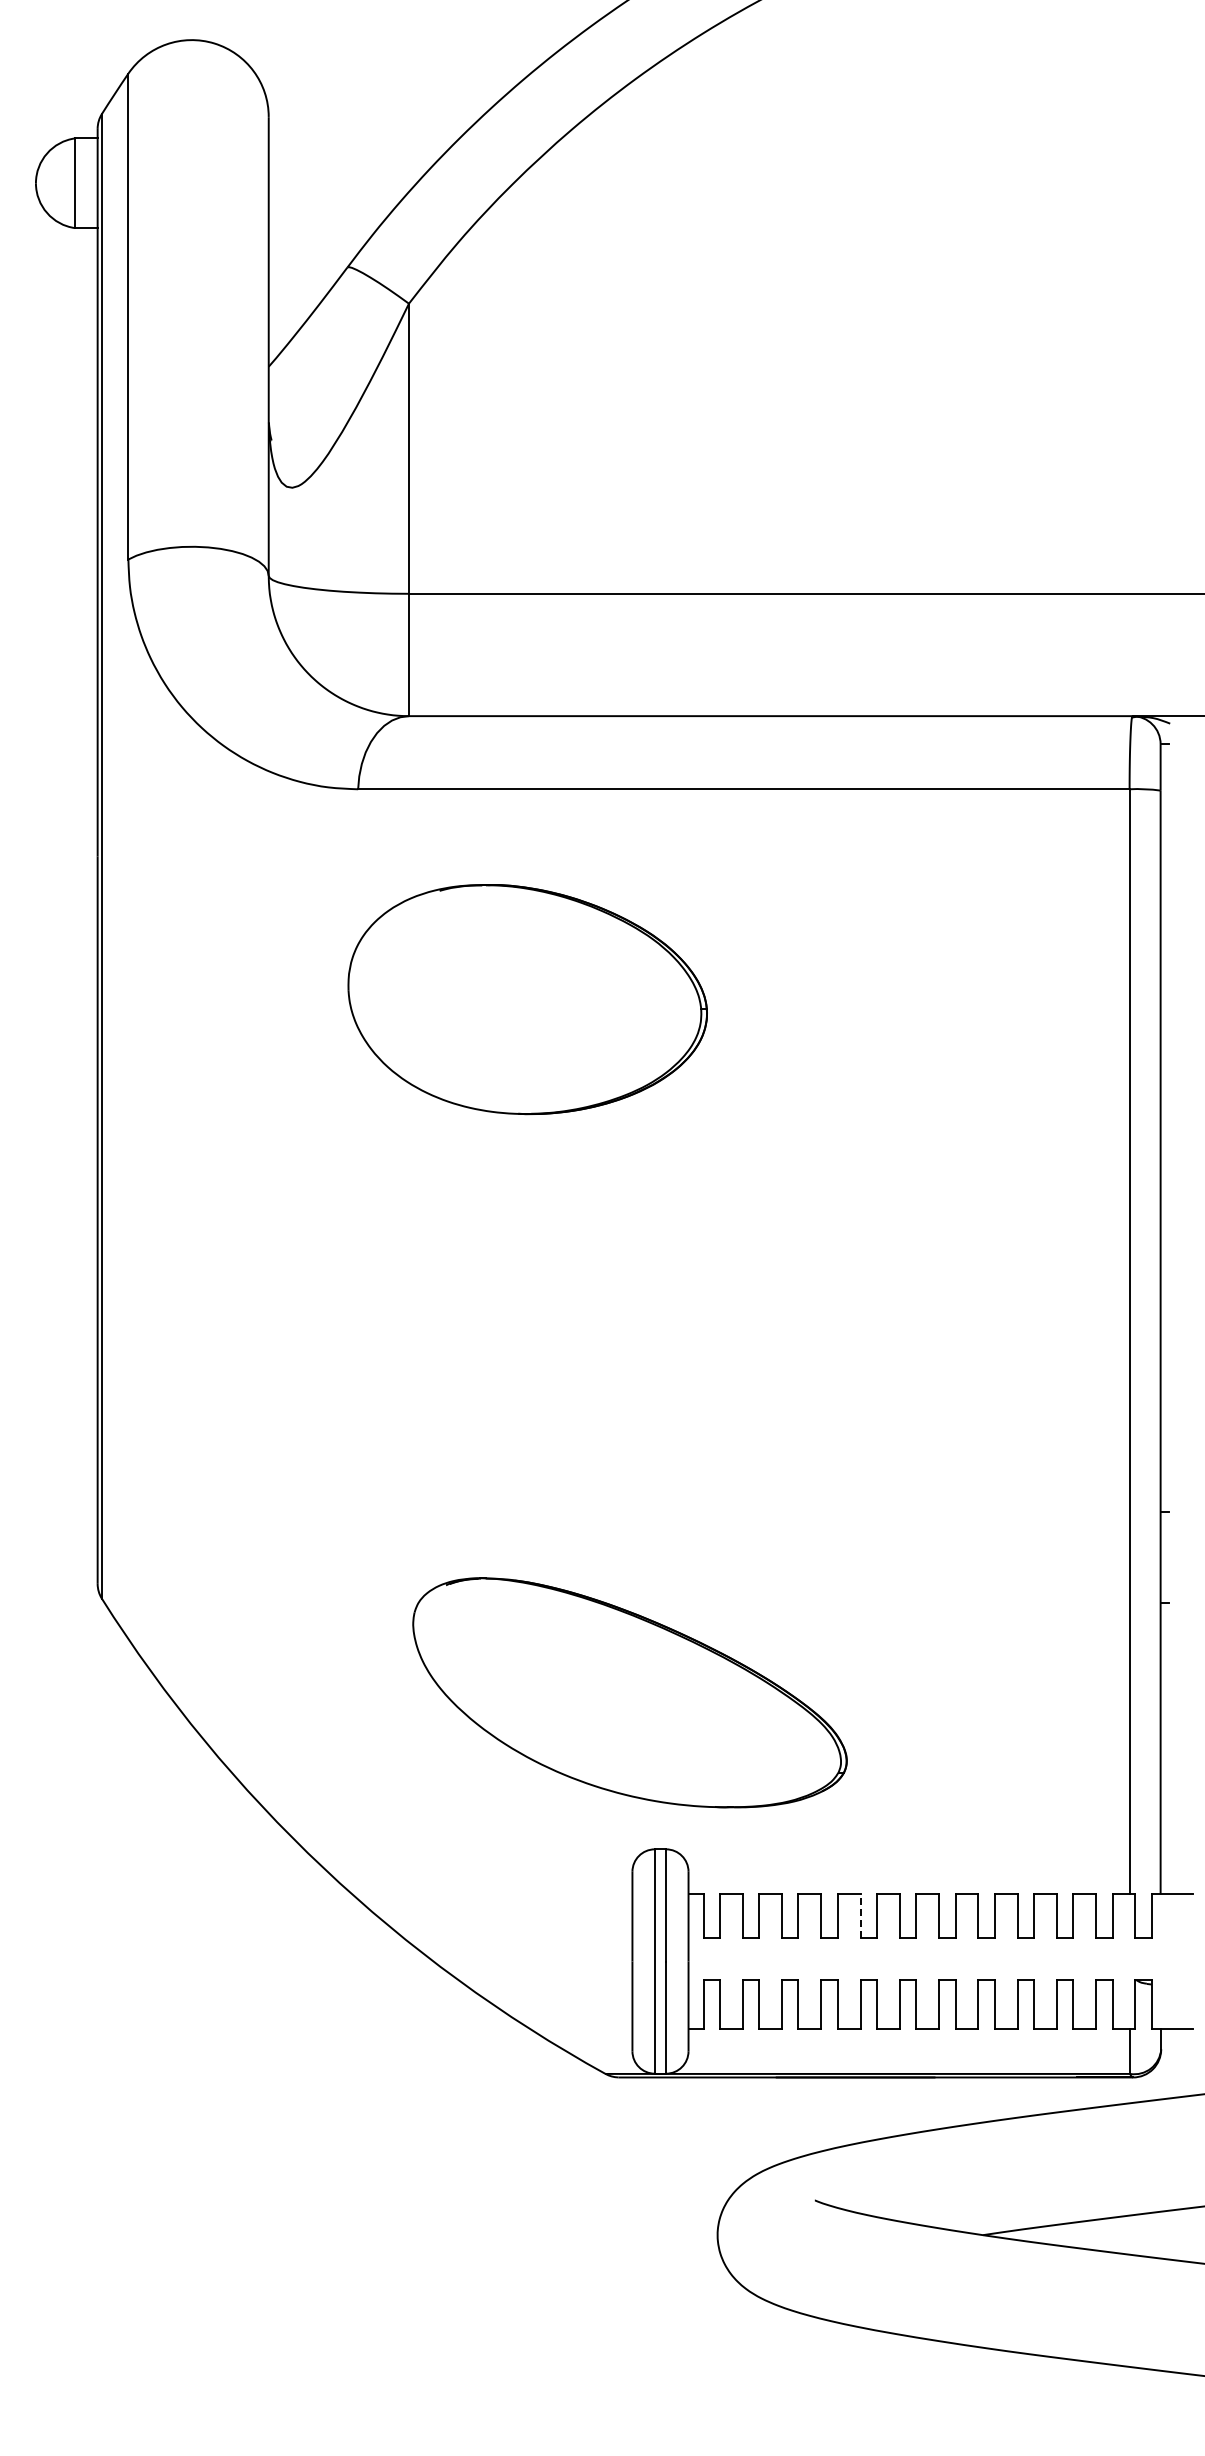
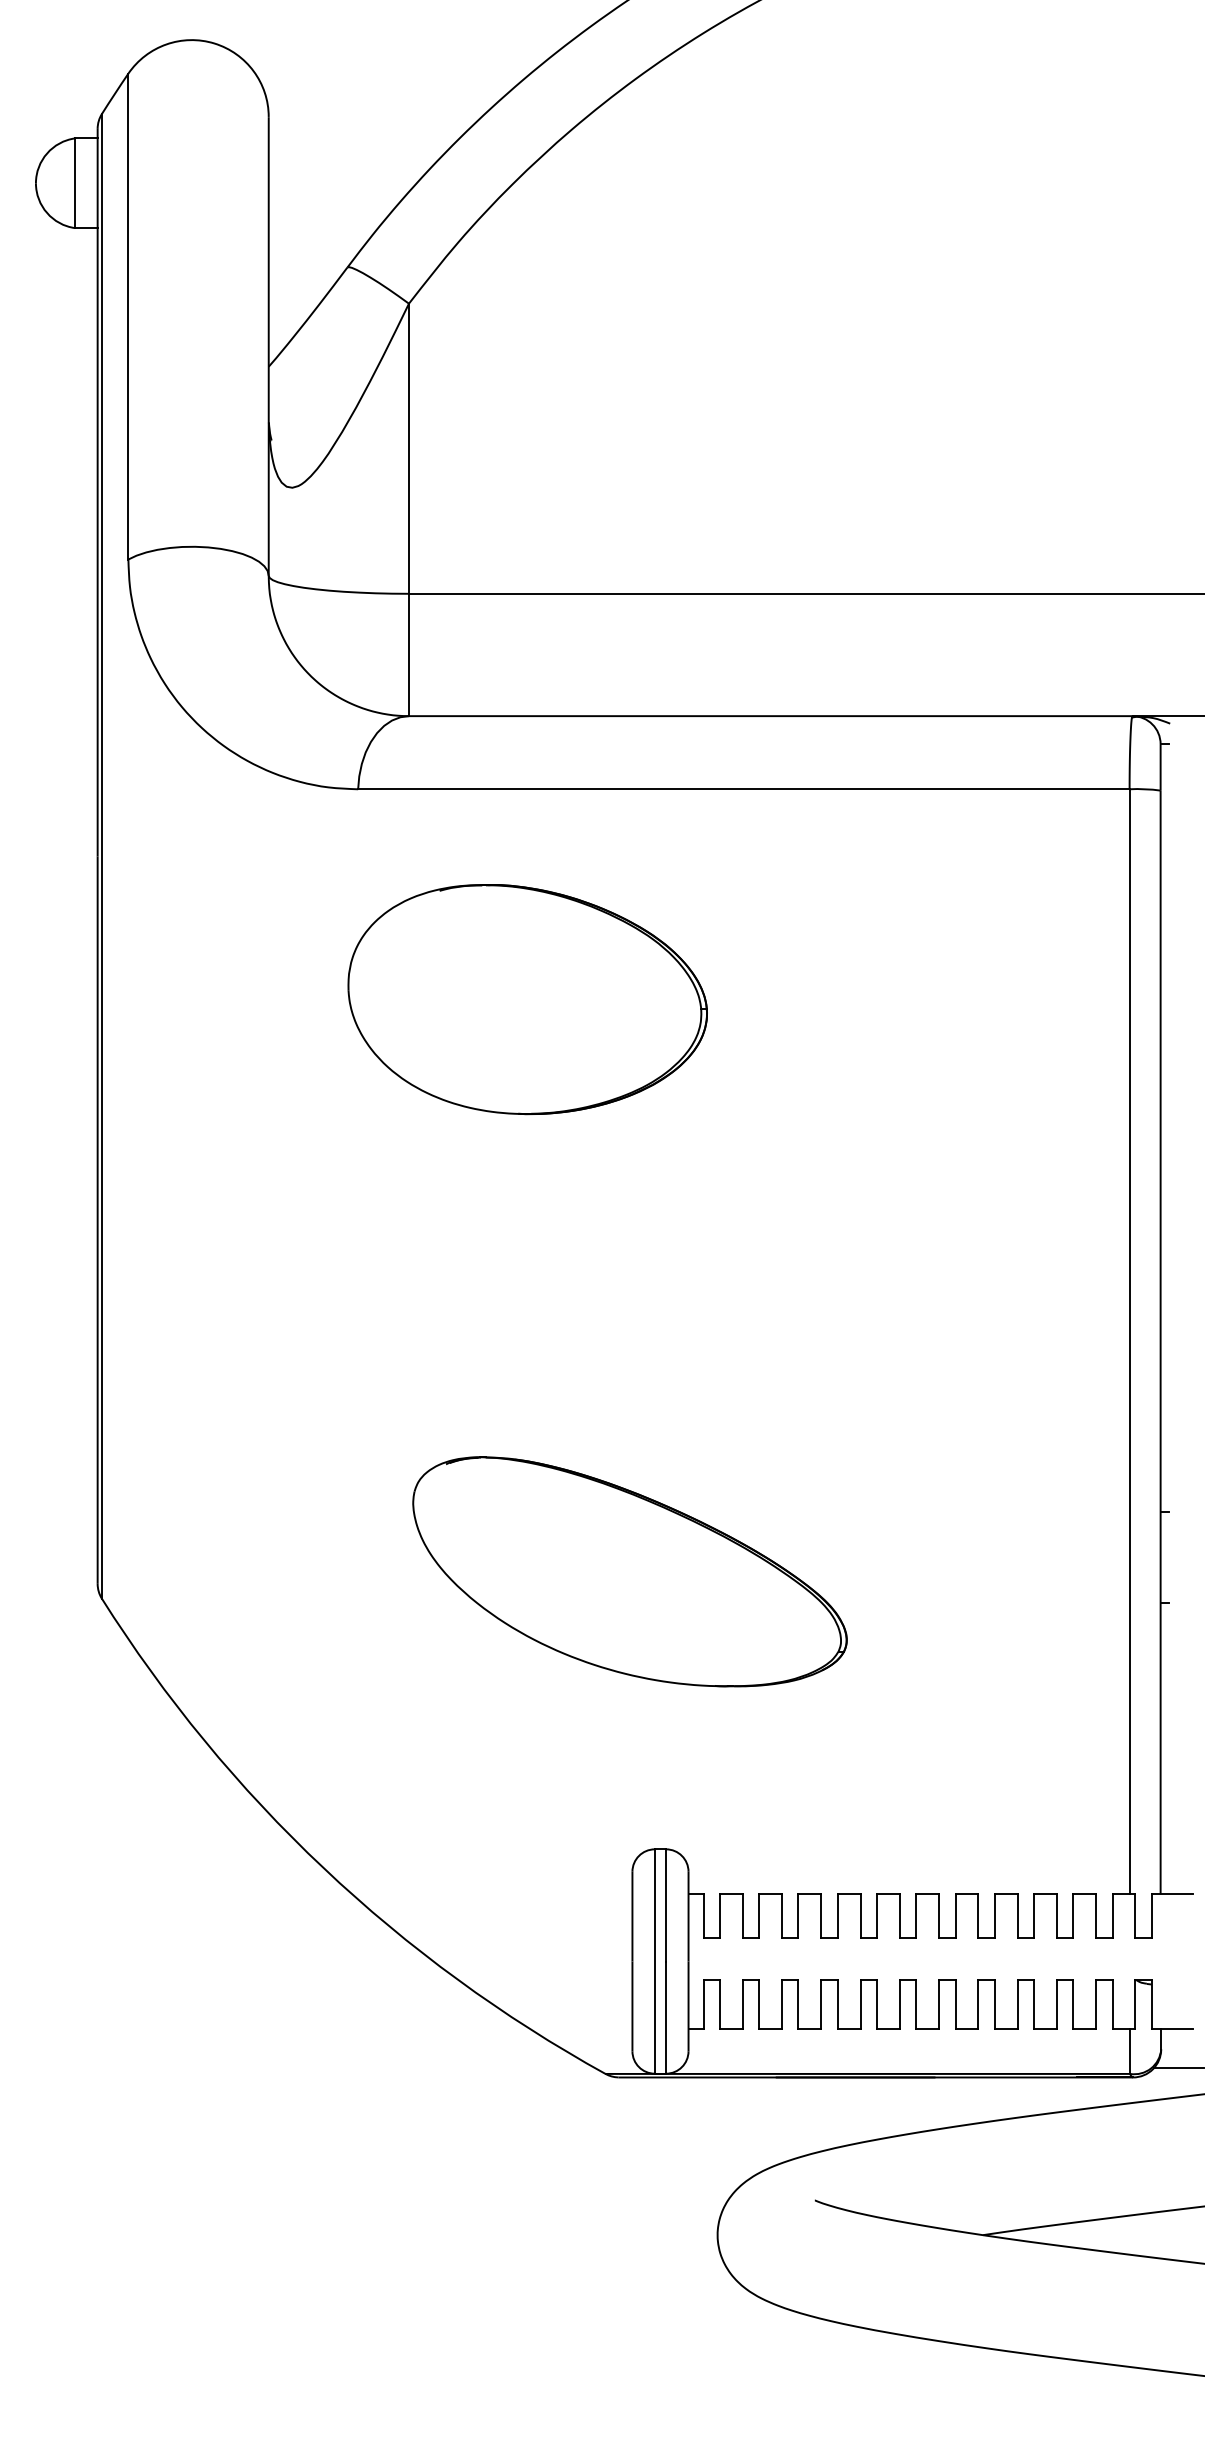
part position: (629, 1692) -> (629, 1571) (629, 1571)
line: dashed -> solid (860, 1916)
line: none -> present (1177, 2068)
